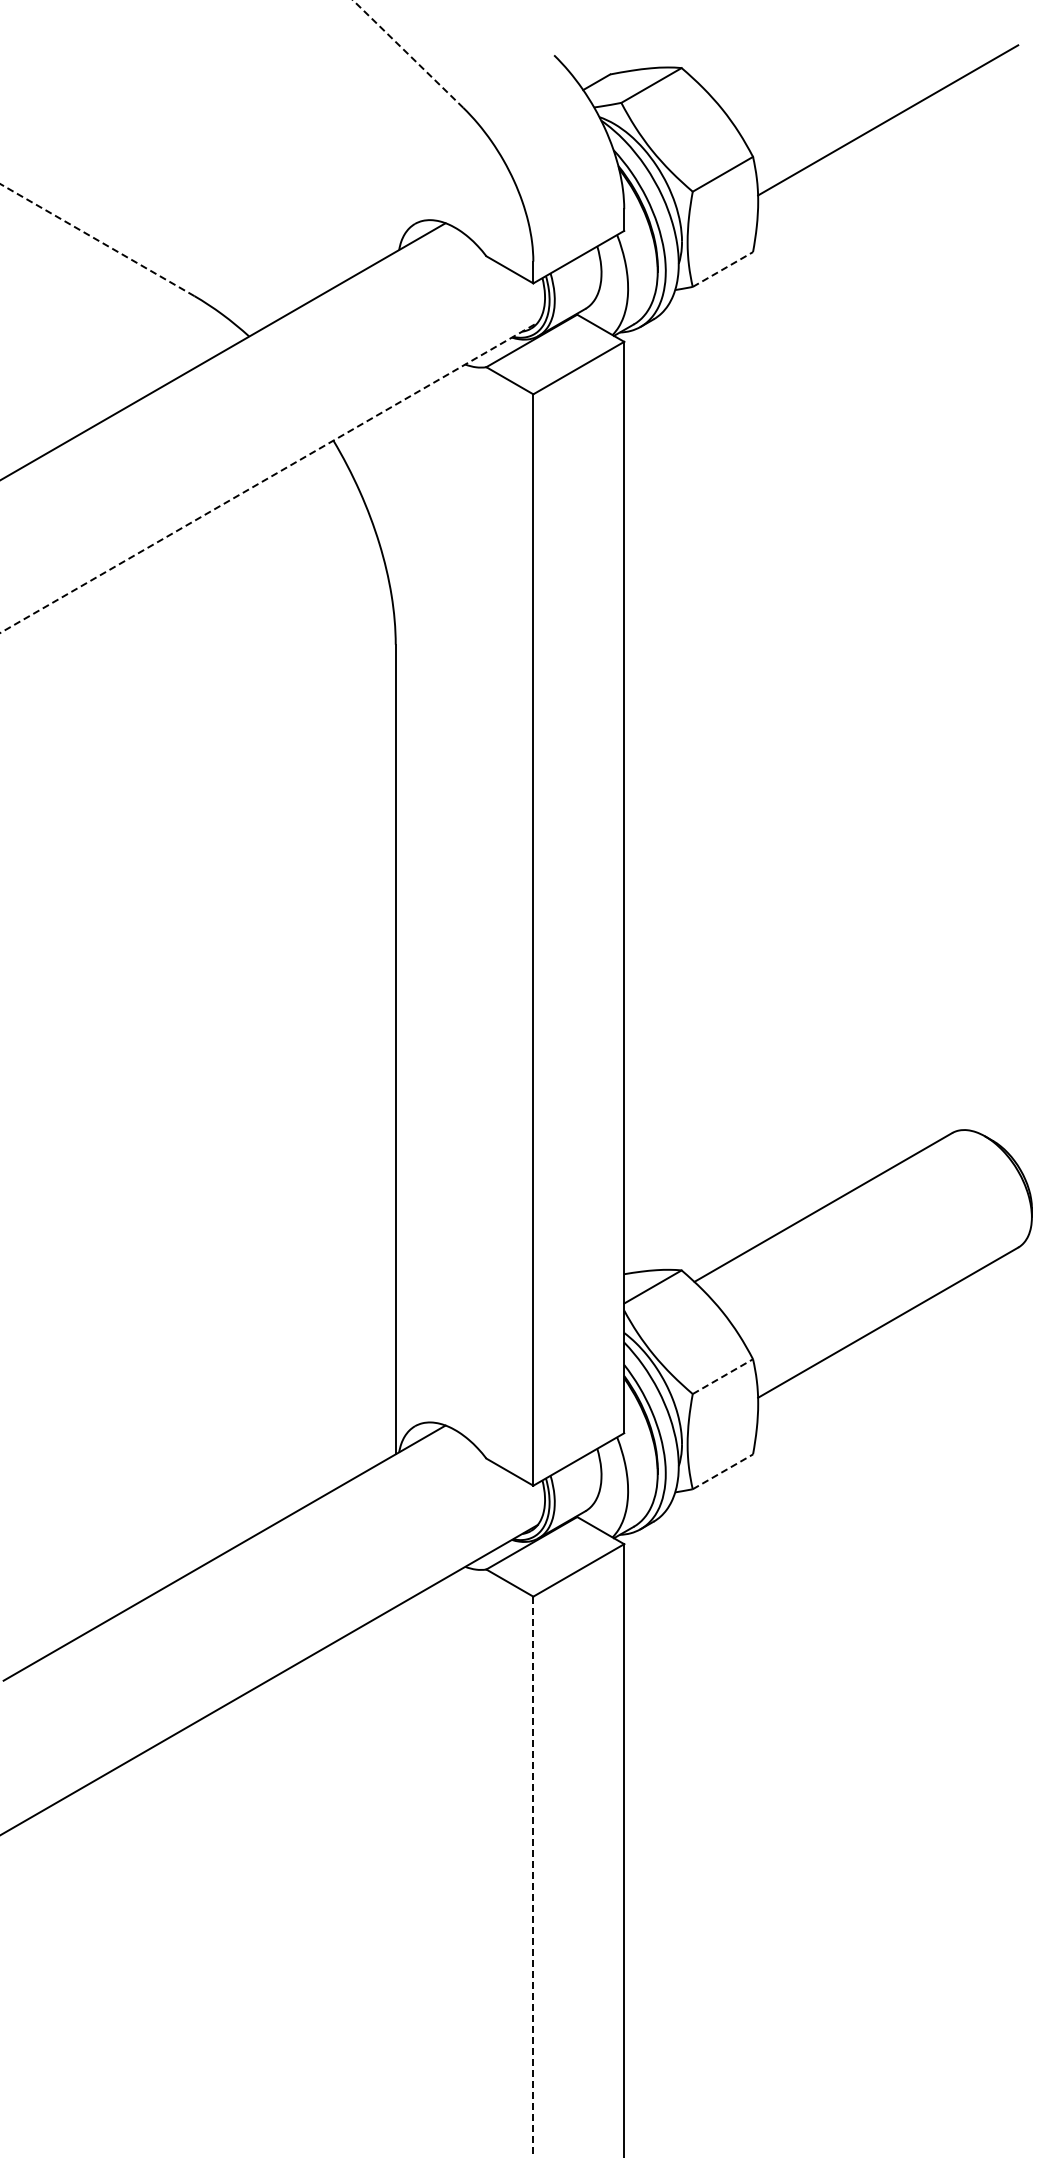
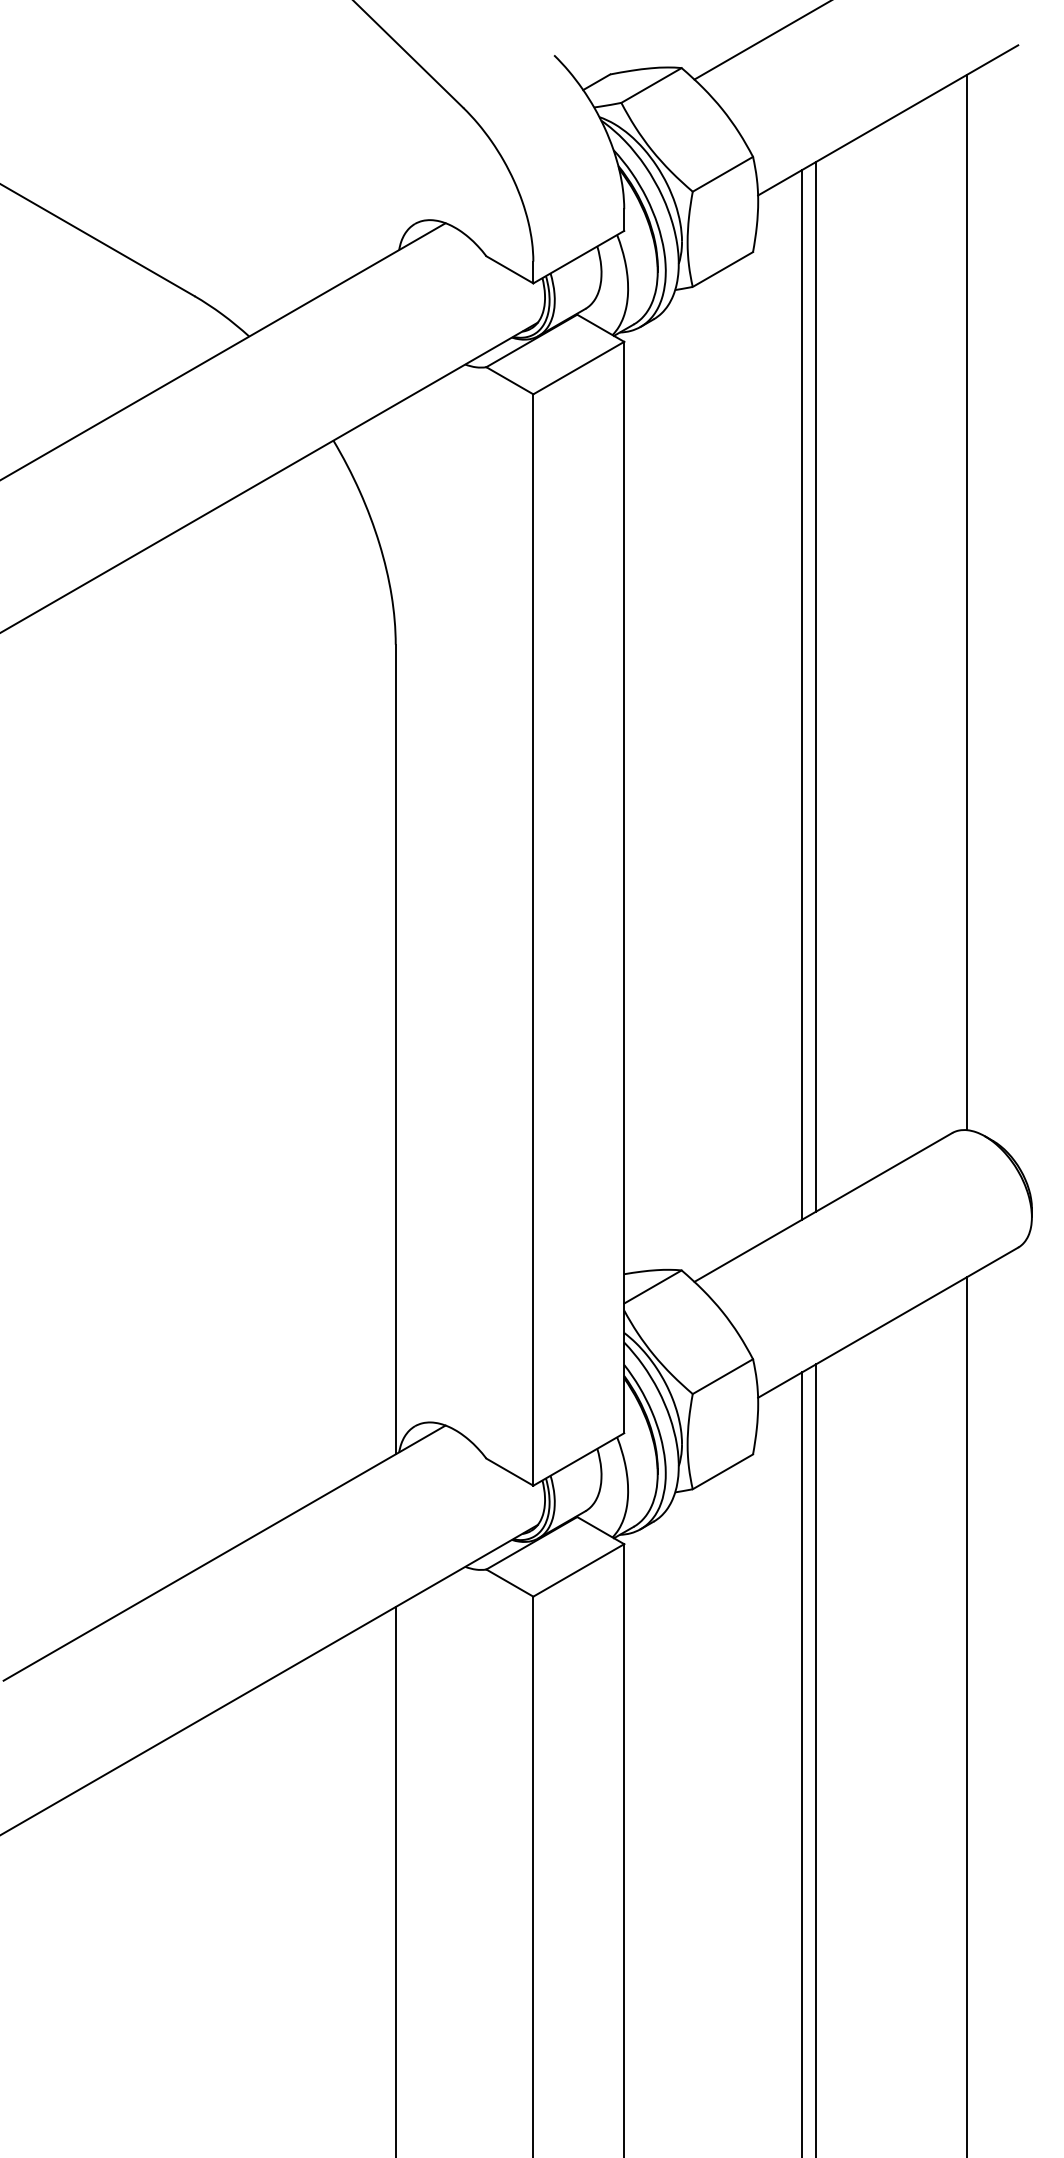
line: none -> present (761, 40)
line: dashed -> solid (408, 54)
line: dashed -> solid (97, 240)
line: dashed -> solid (722, 269)
line: dashed -> solid (269, 477)
line: none -> present (966, 602)
line: none -> present (816, 686)
line: none -> present (801, 694)
line: dashed -> solid (722, 1376)
line: dashed -> solid (722, 1471)
line: none -> present (966, 1715)
line: none -> present (816, 1759)
line: none -> present (801, 1763)
line: dashed -> solid (533, 1877)
line: none -> present (395, 1880)
